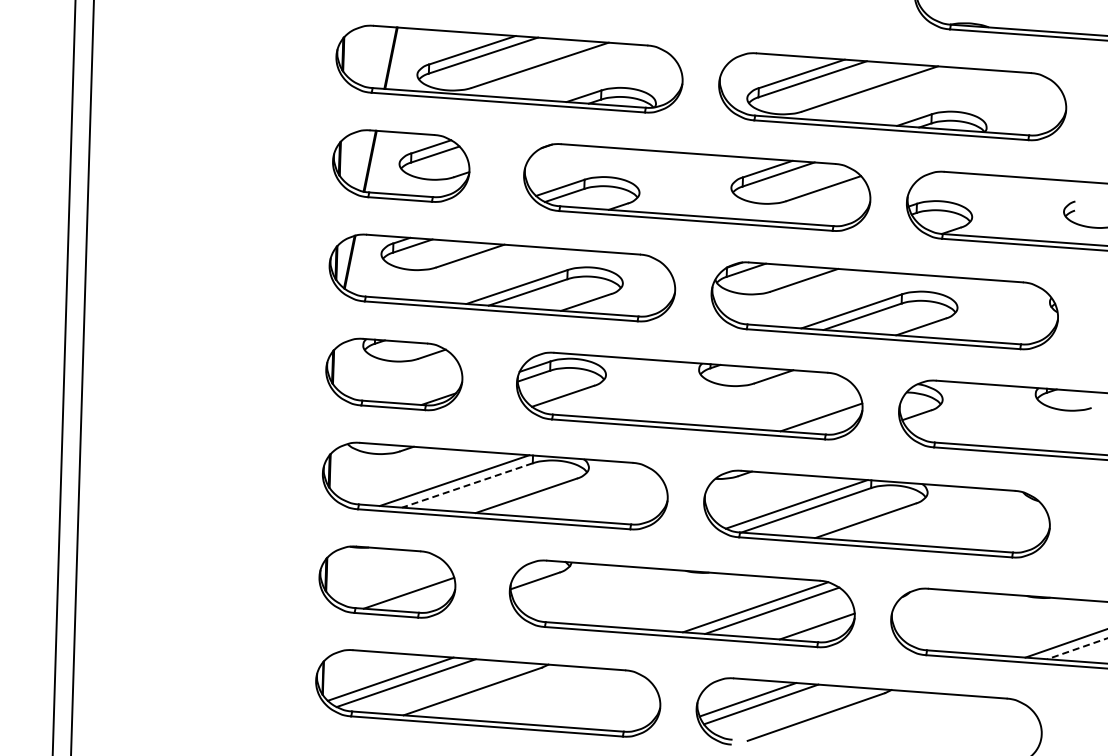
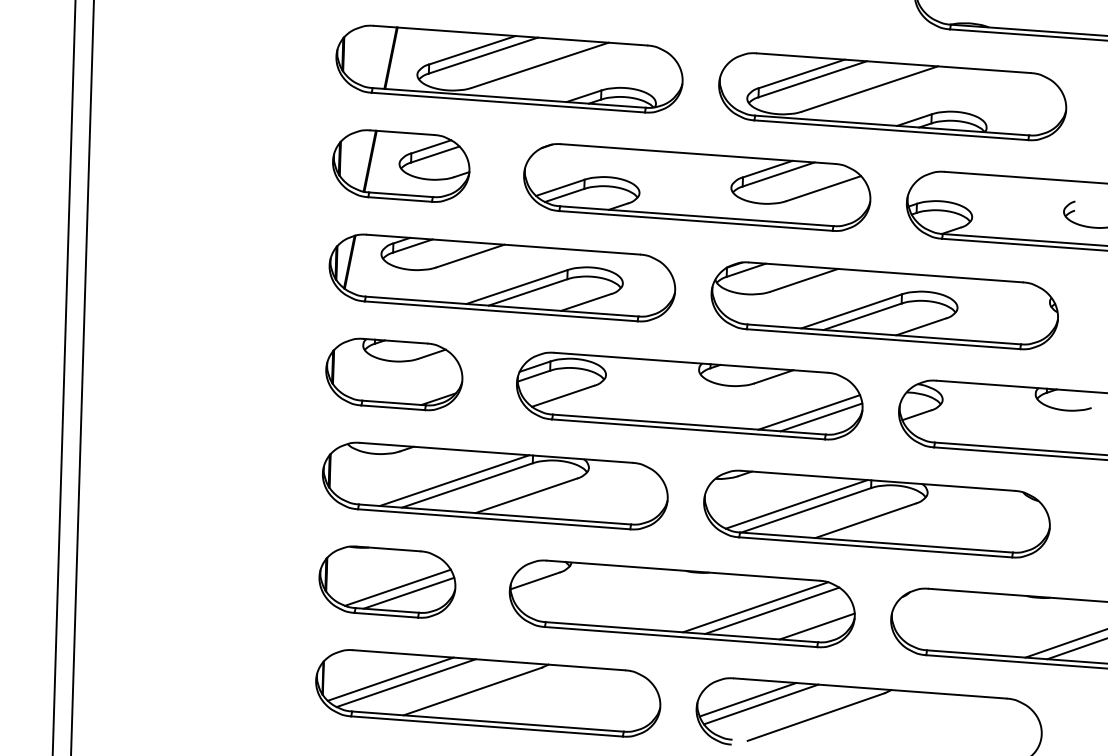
line: none -> present (809, 412)
line: dashed -> solid (466, 485)
line: none -> present (397, 587)
line: dashed -> solid (1077, 648)
